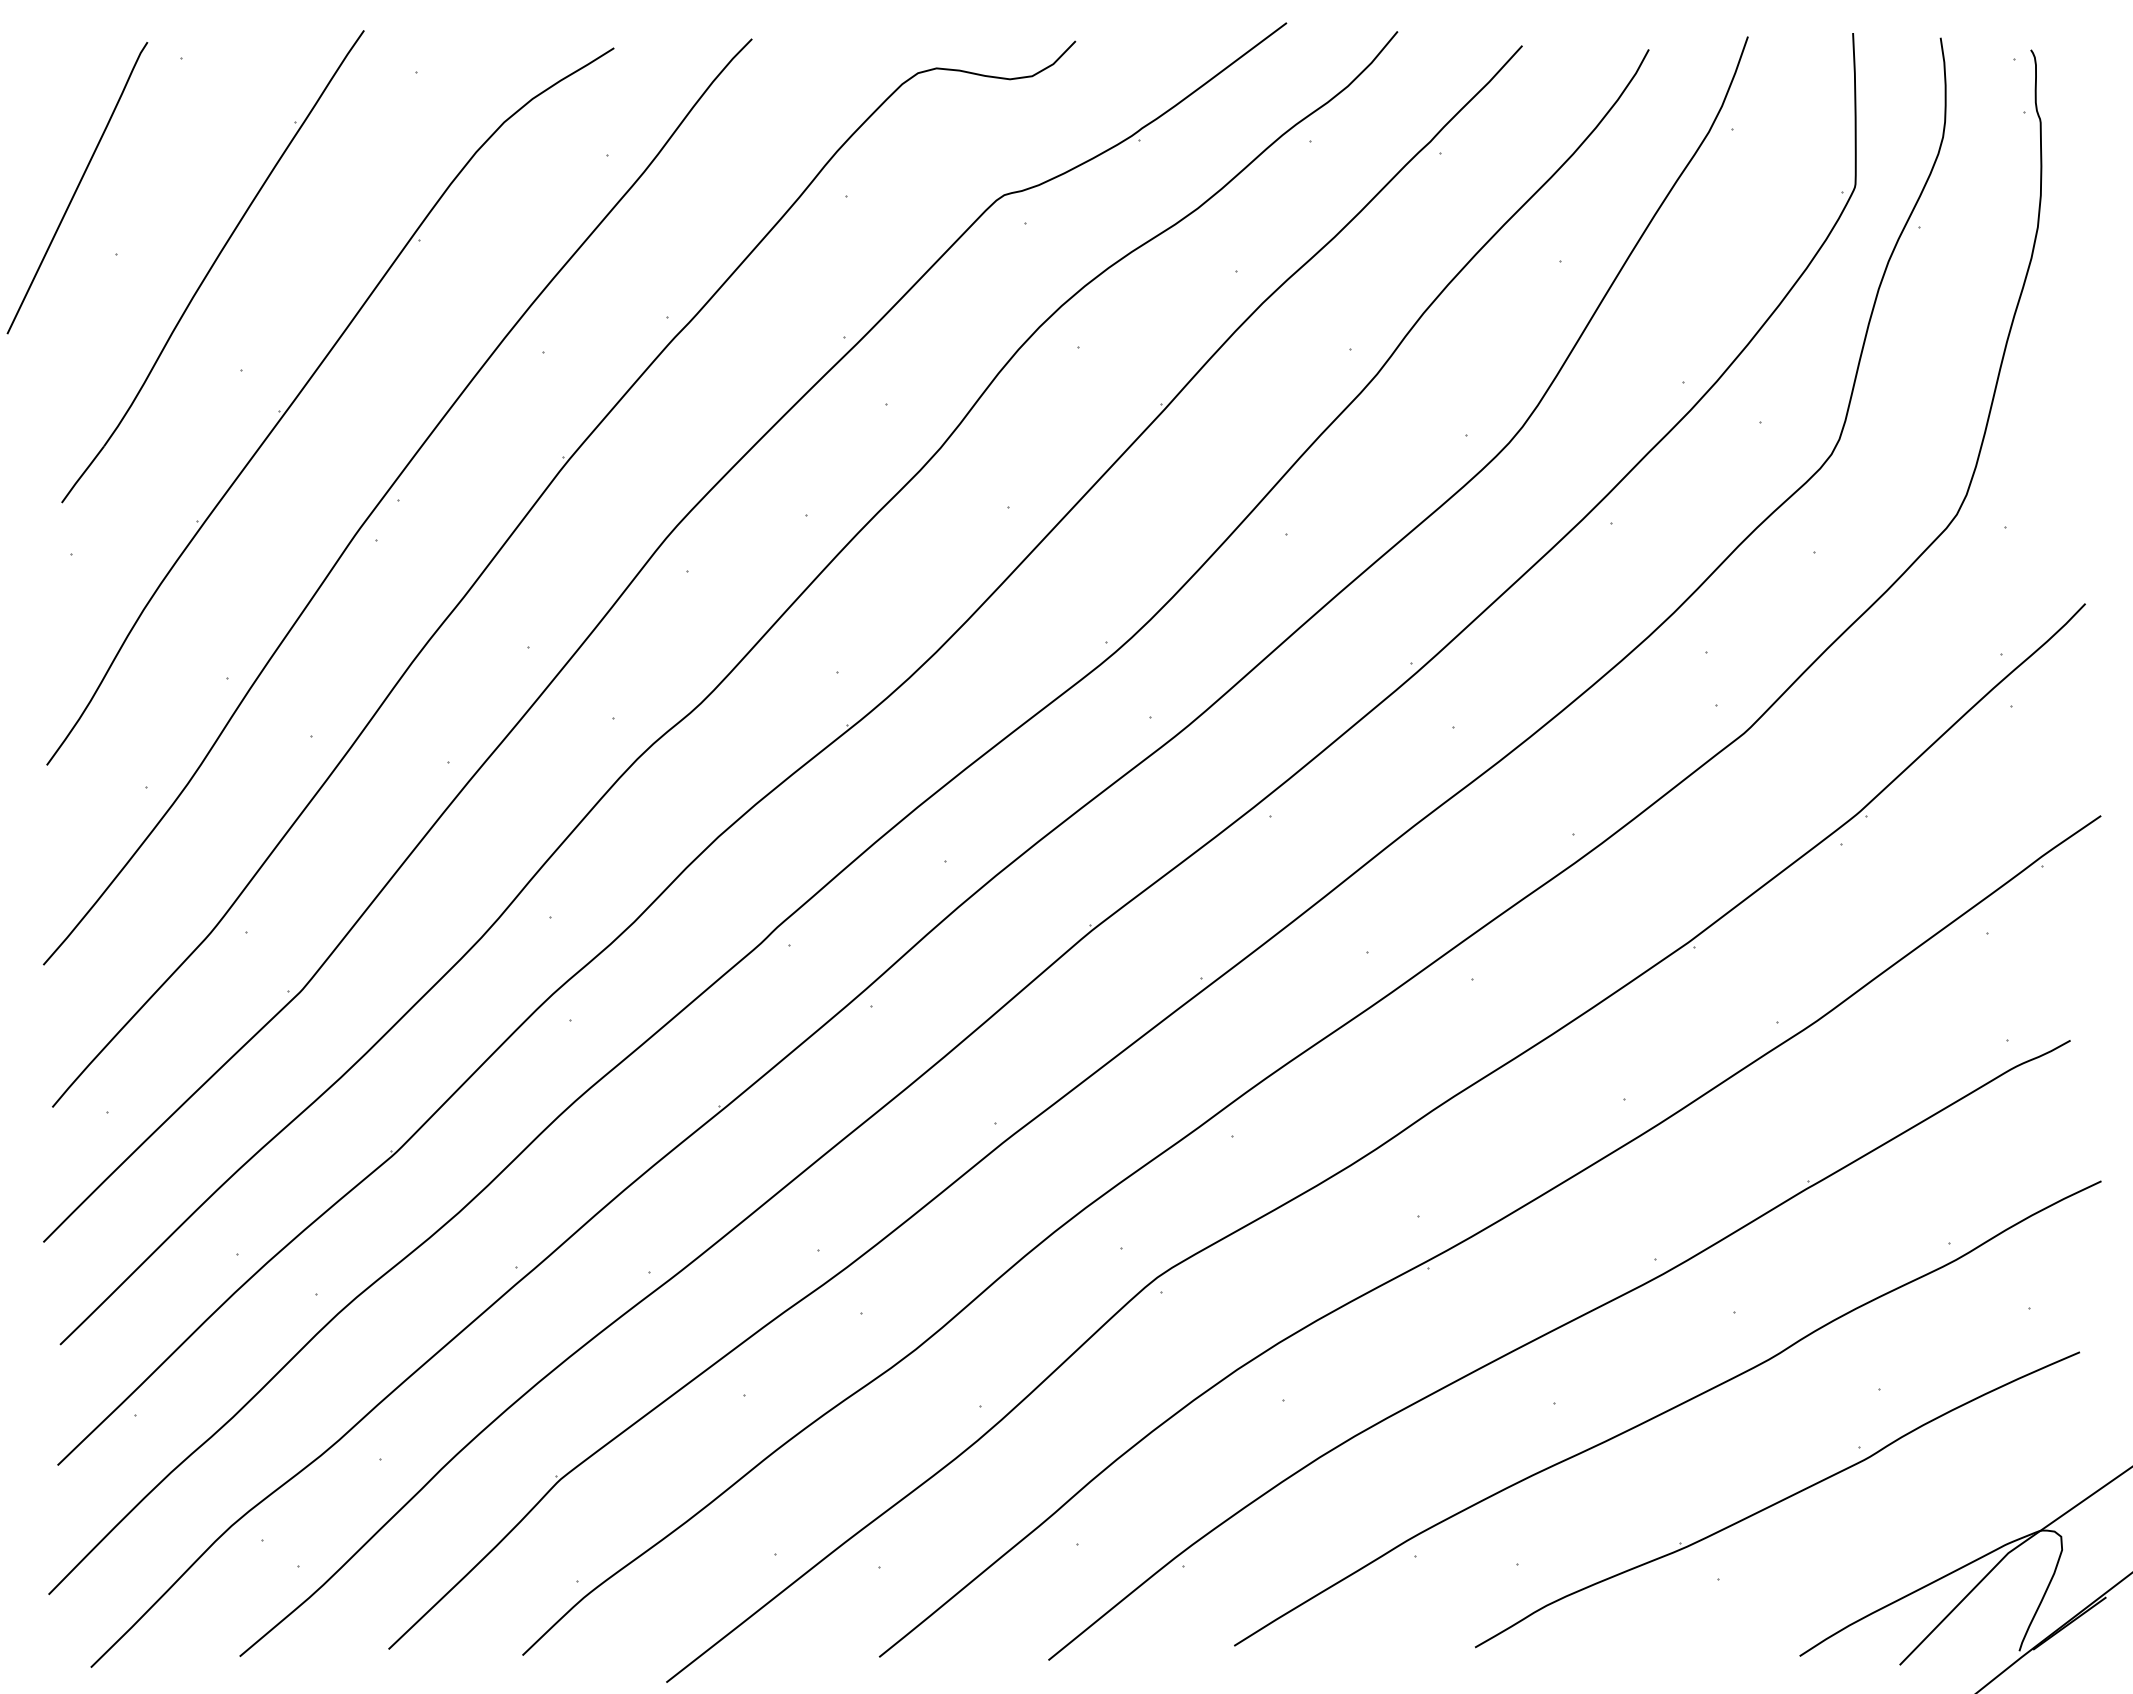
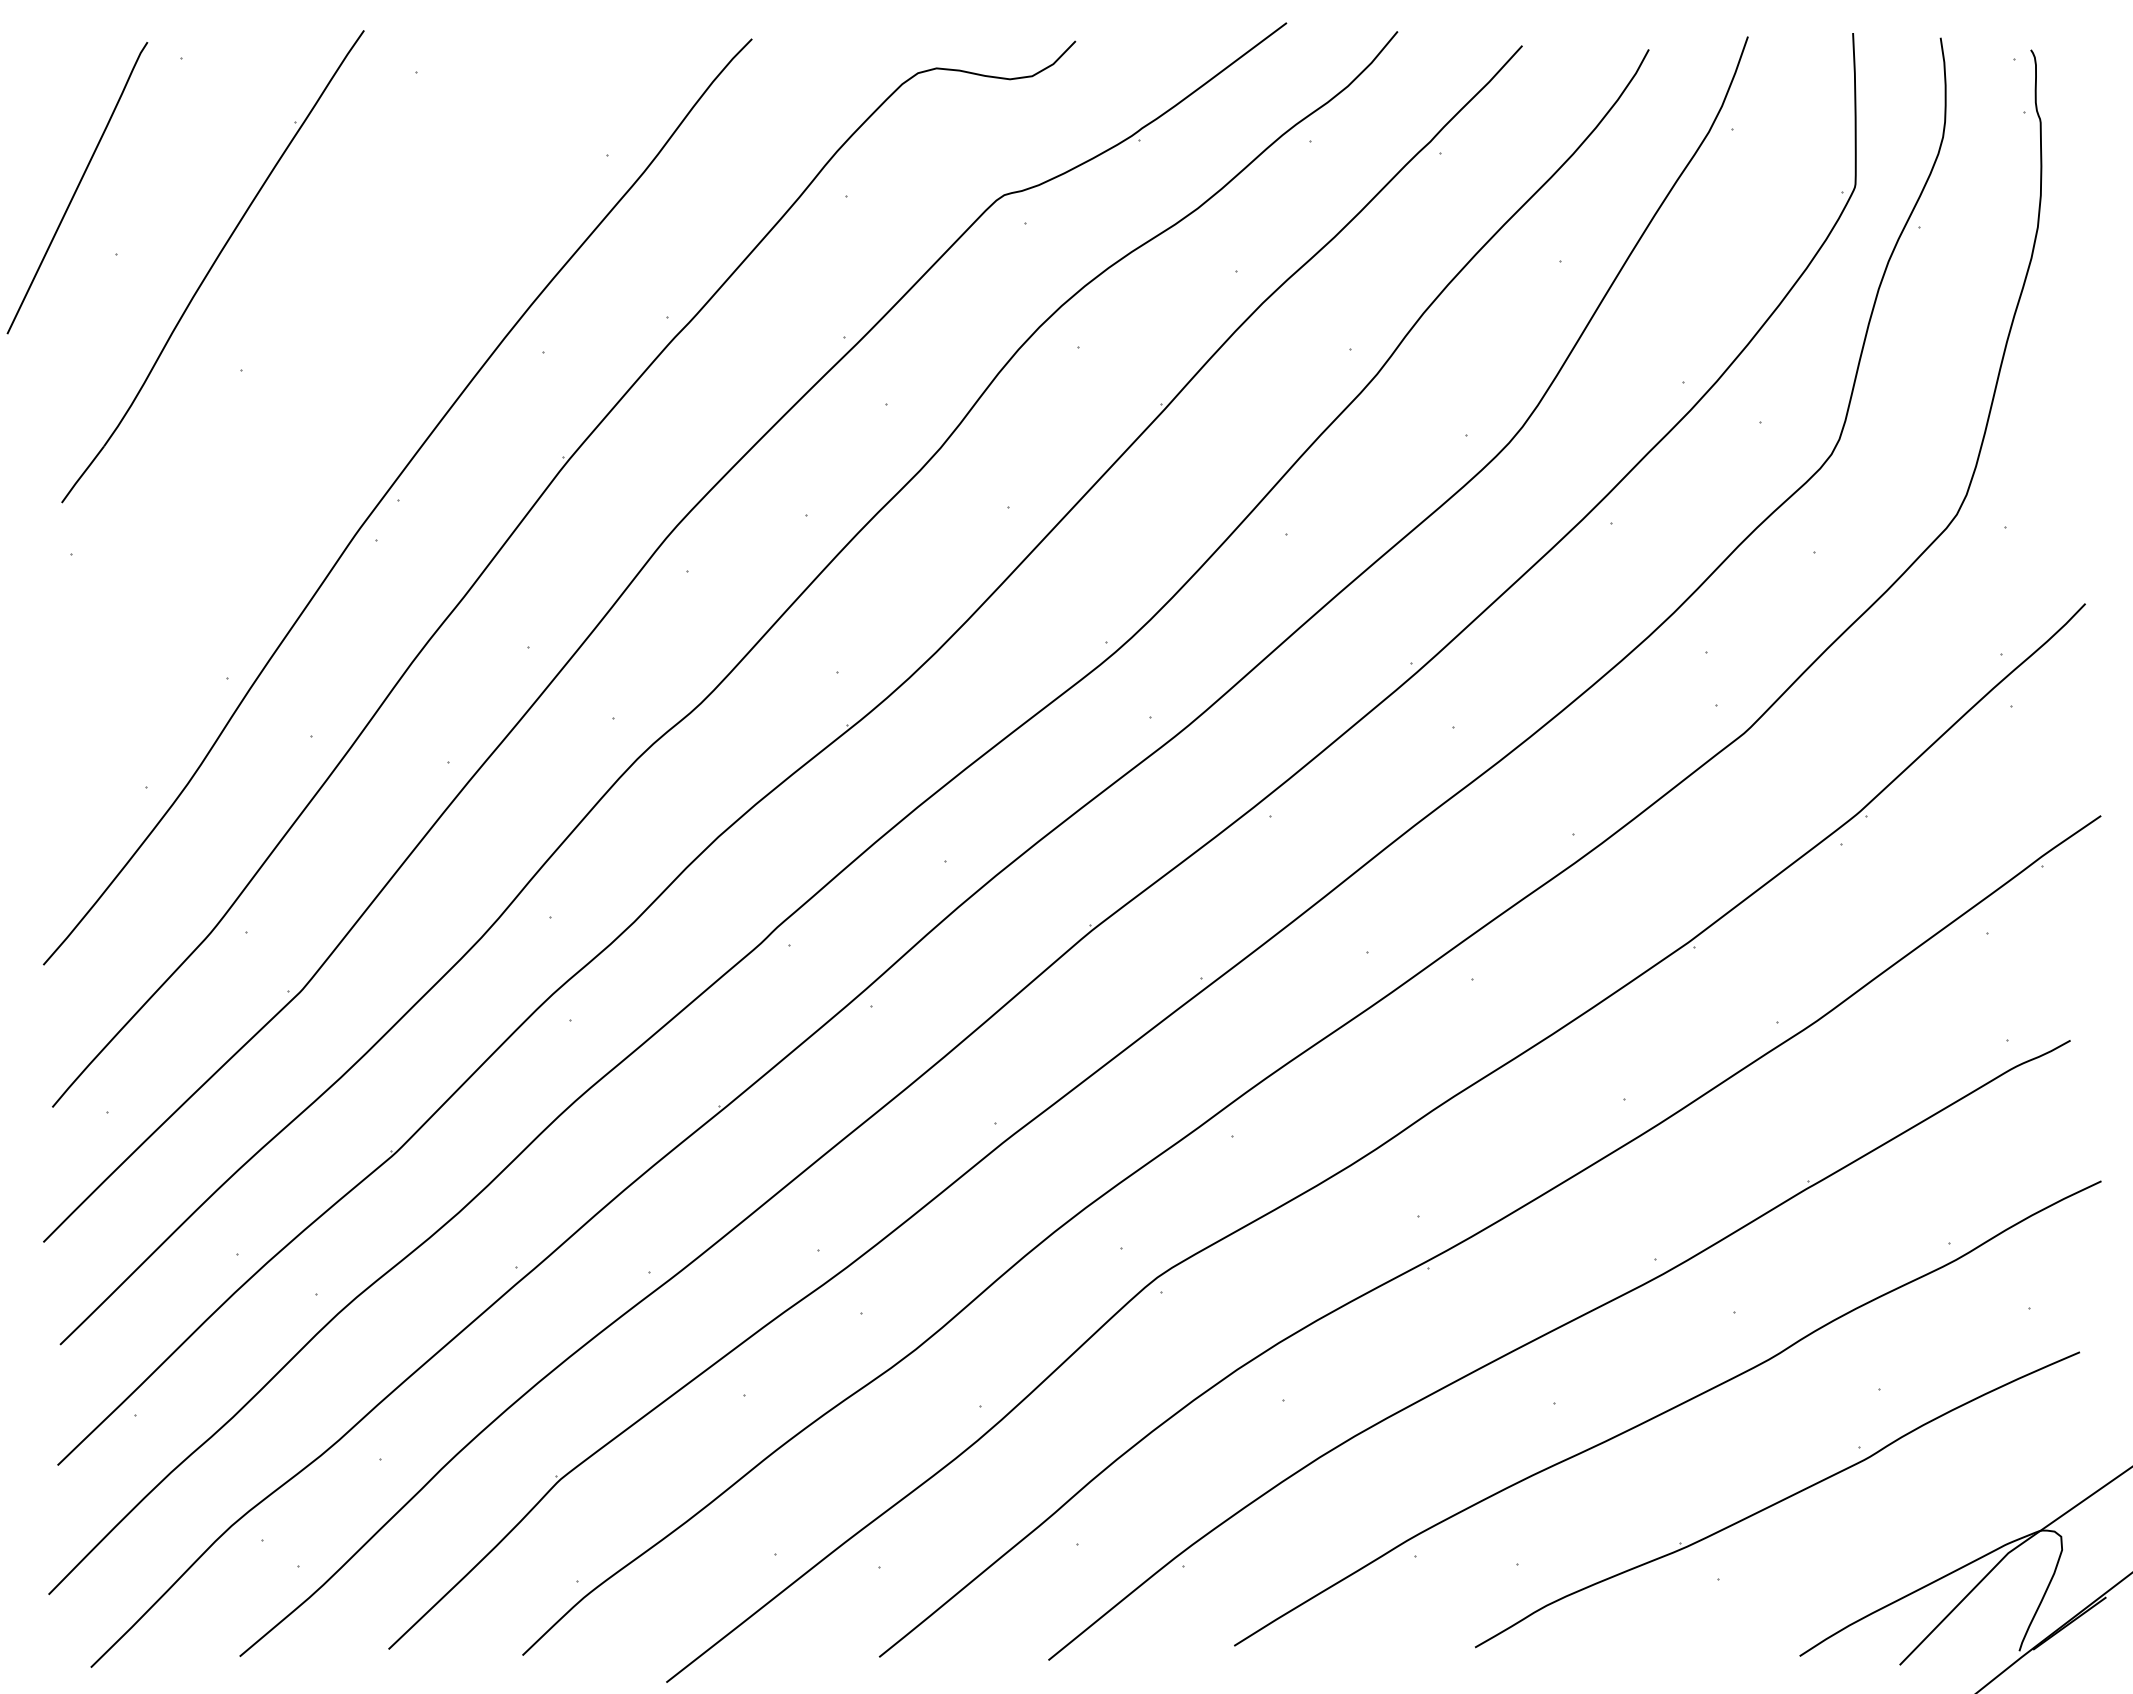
part: present -> none (304, 388)
